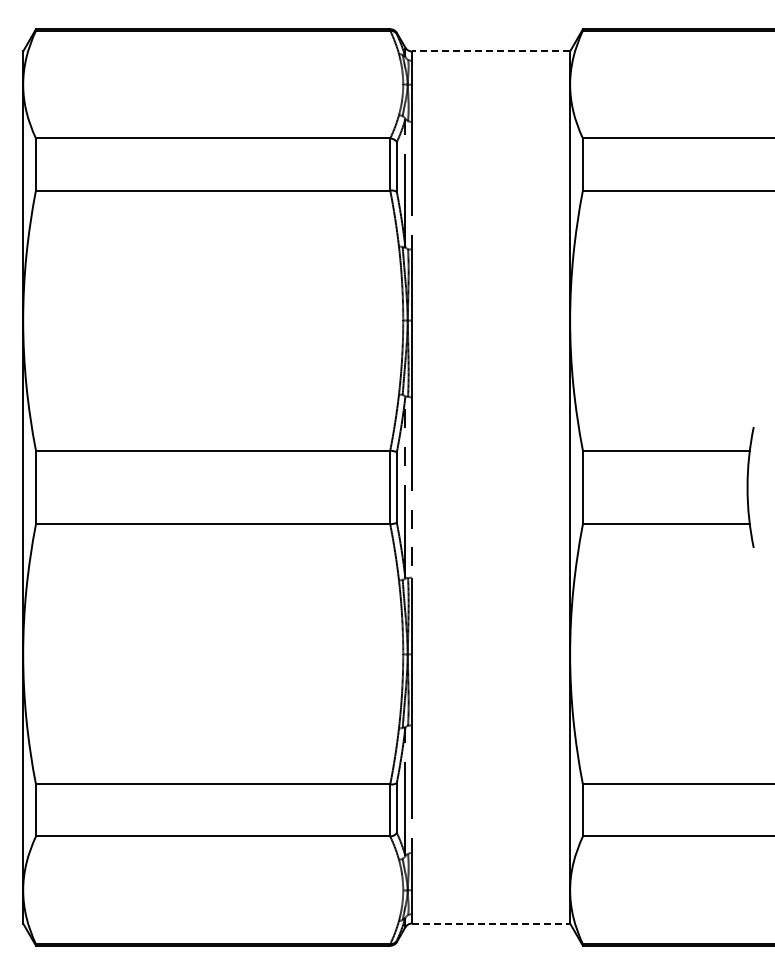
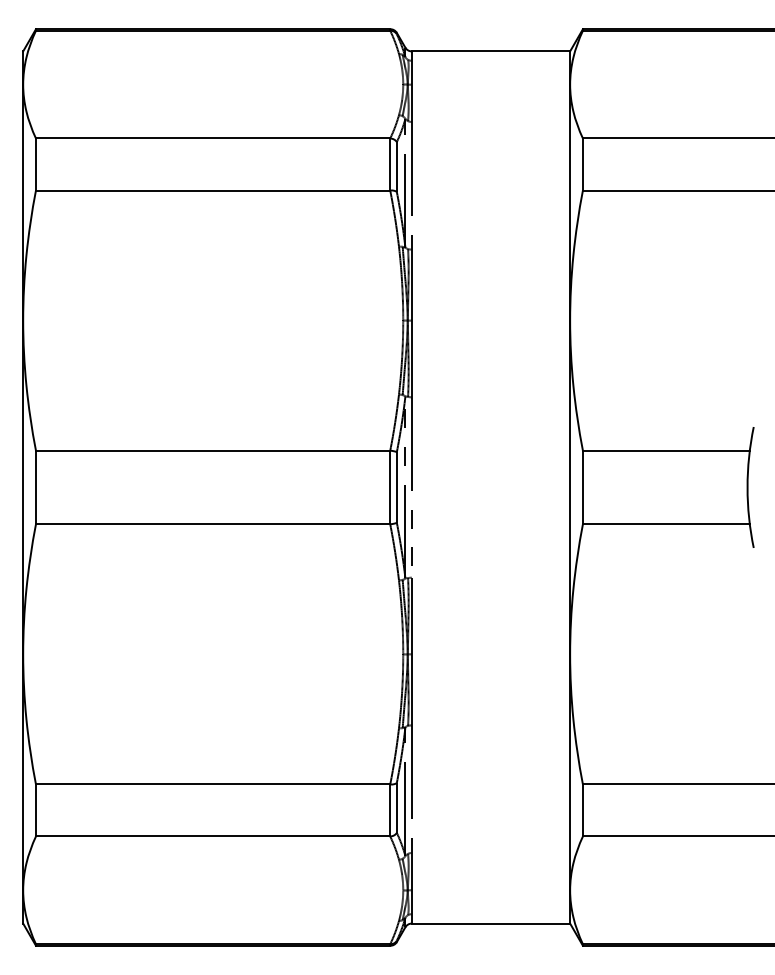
line: dashed -> solid (490, 51)
line: dashed -> solid (491, 923)
